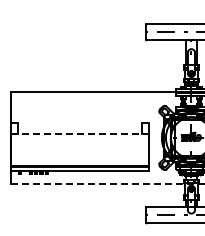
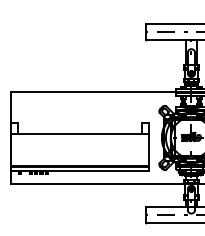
line: dashed -> solid (80, 134)
line: dashed -> solid (107, 183)
